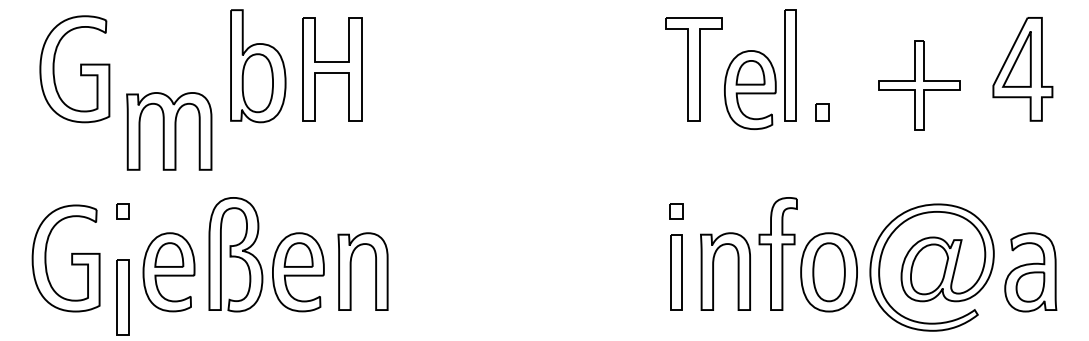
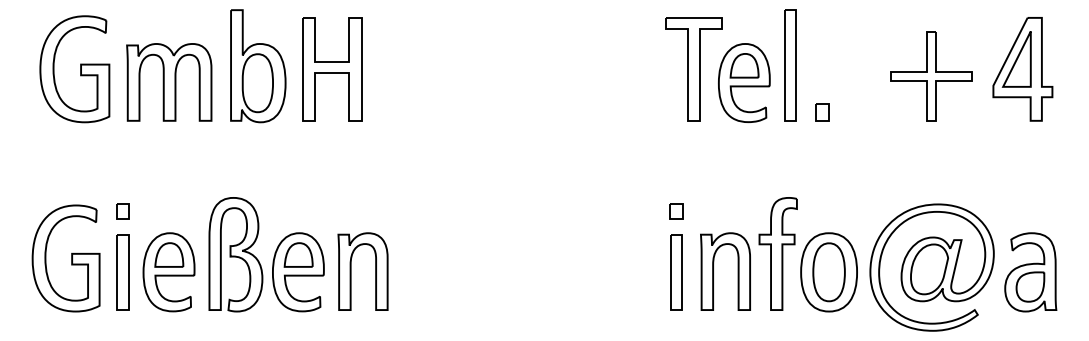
part position: (919, 85) -> (931, 76) (931, 76)
part position: (750, 89) -> (744, 82) (744, 82)
part position: (169, 131) -> (169, 82) (169, 82)
part position: (122, 297) -> (122, 272) (122, 272)
